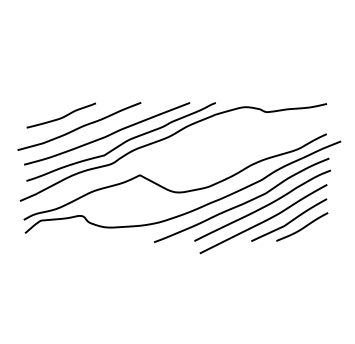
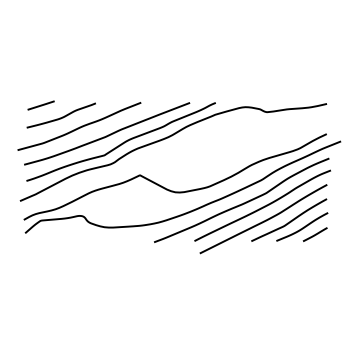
line: none -> present (40, 105)
line: none -> present (314, 234)
